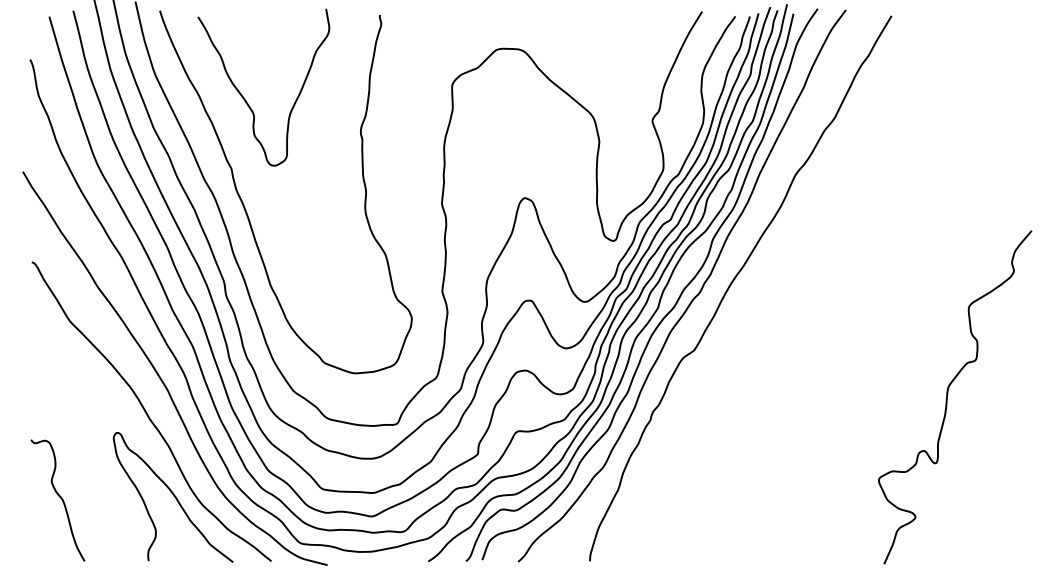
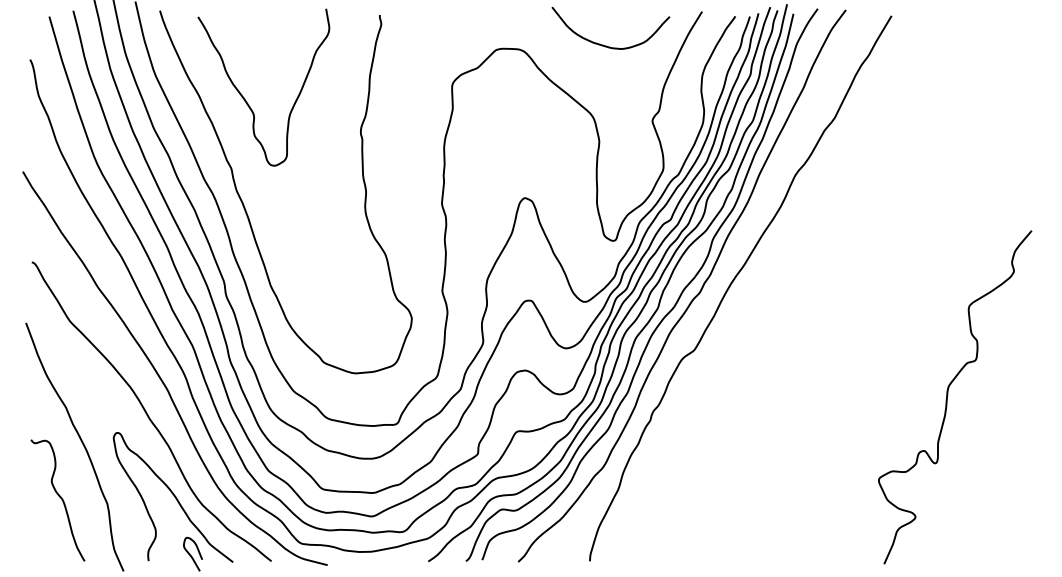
curve: none -> present (603, 44)
curve: none -> present (81, 442)
curve: none -> present (191, 555)
